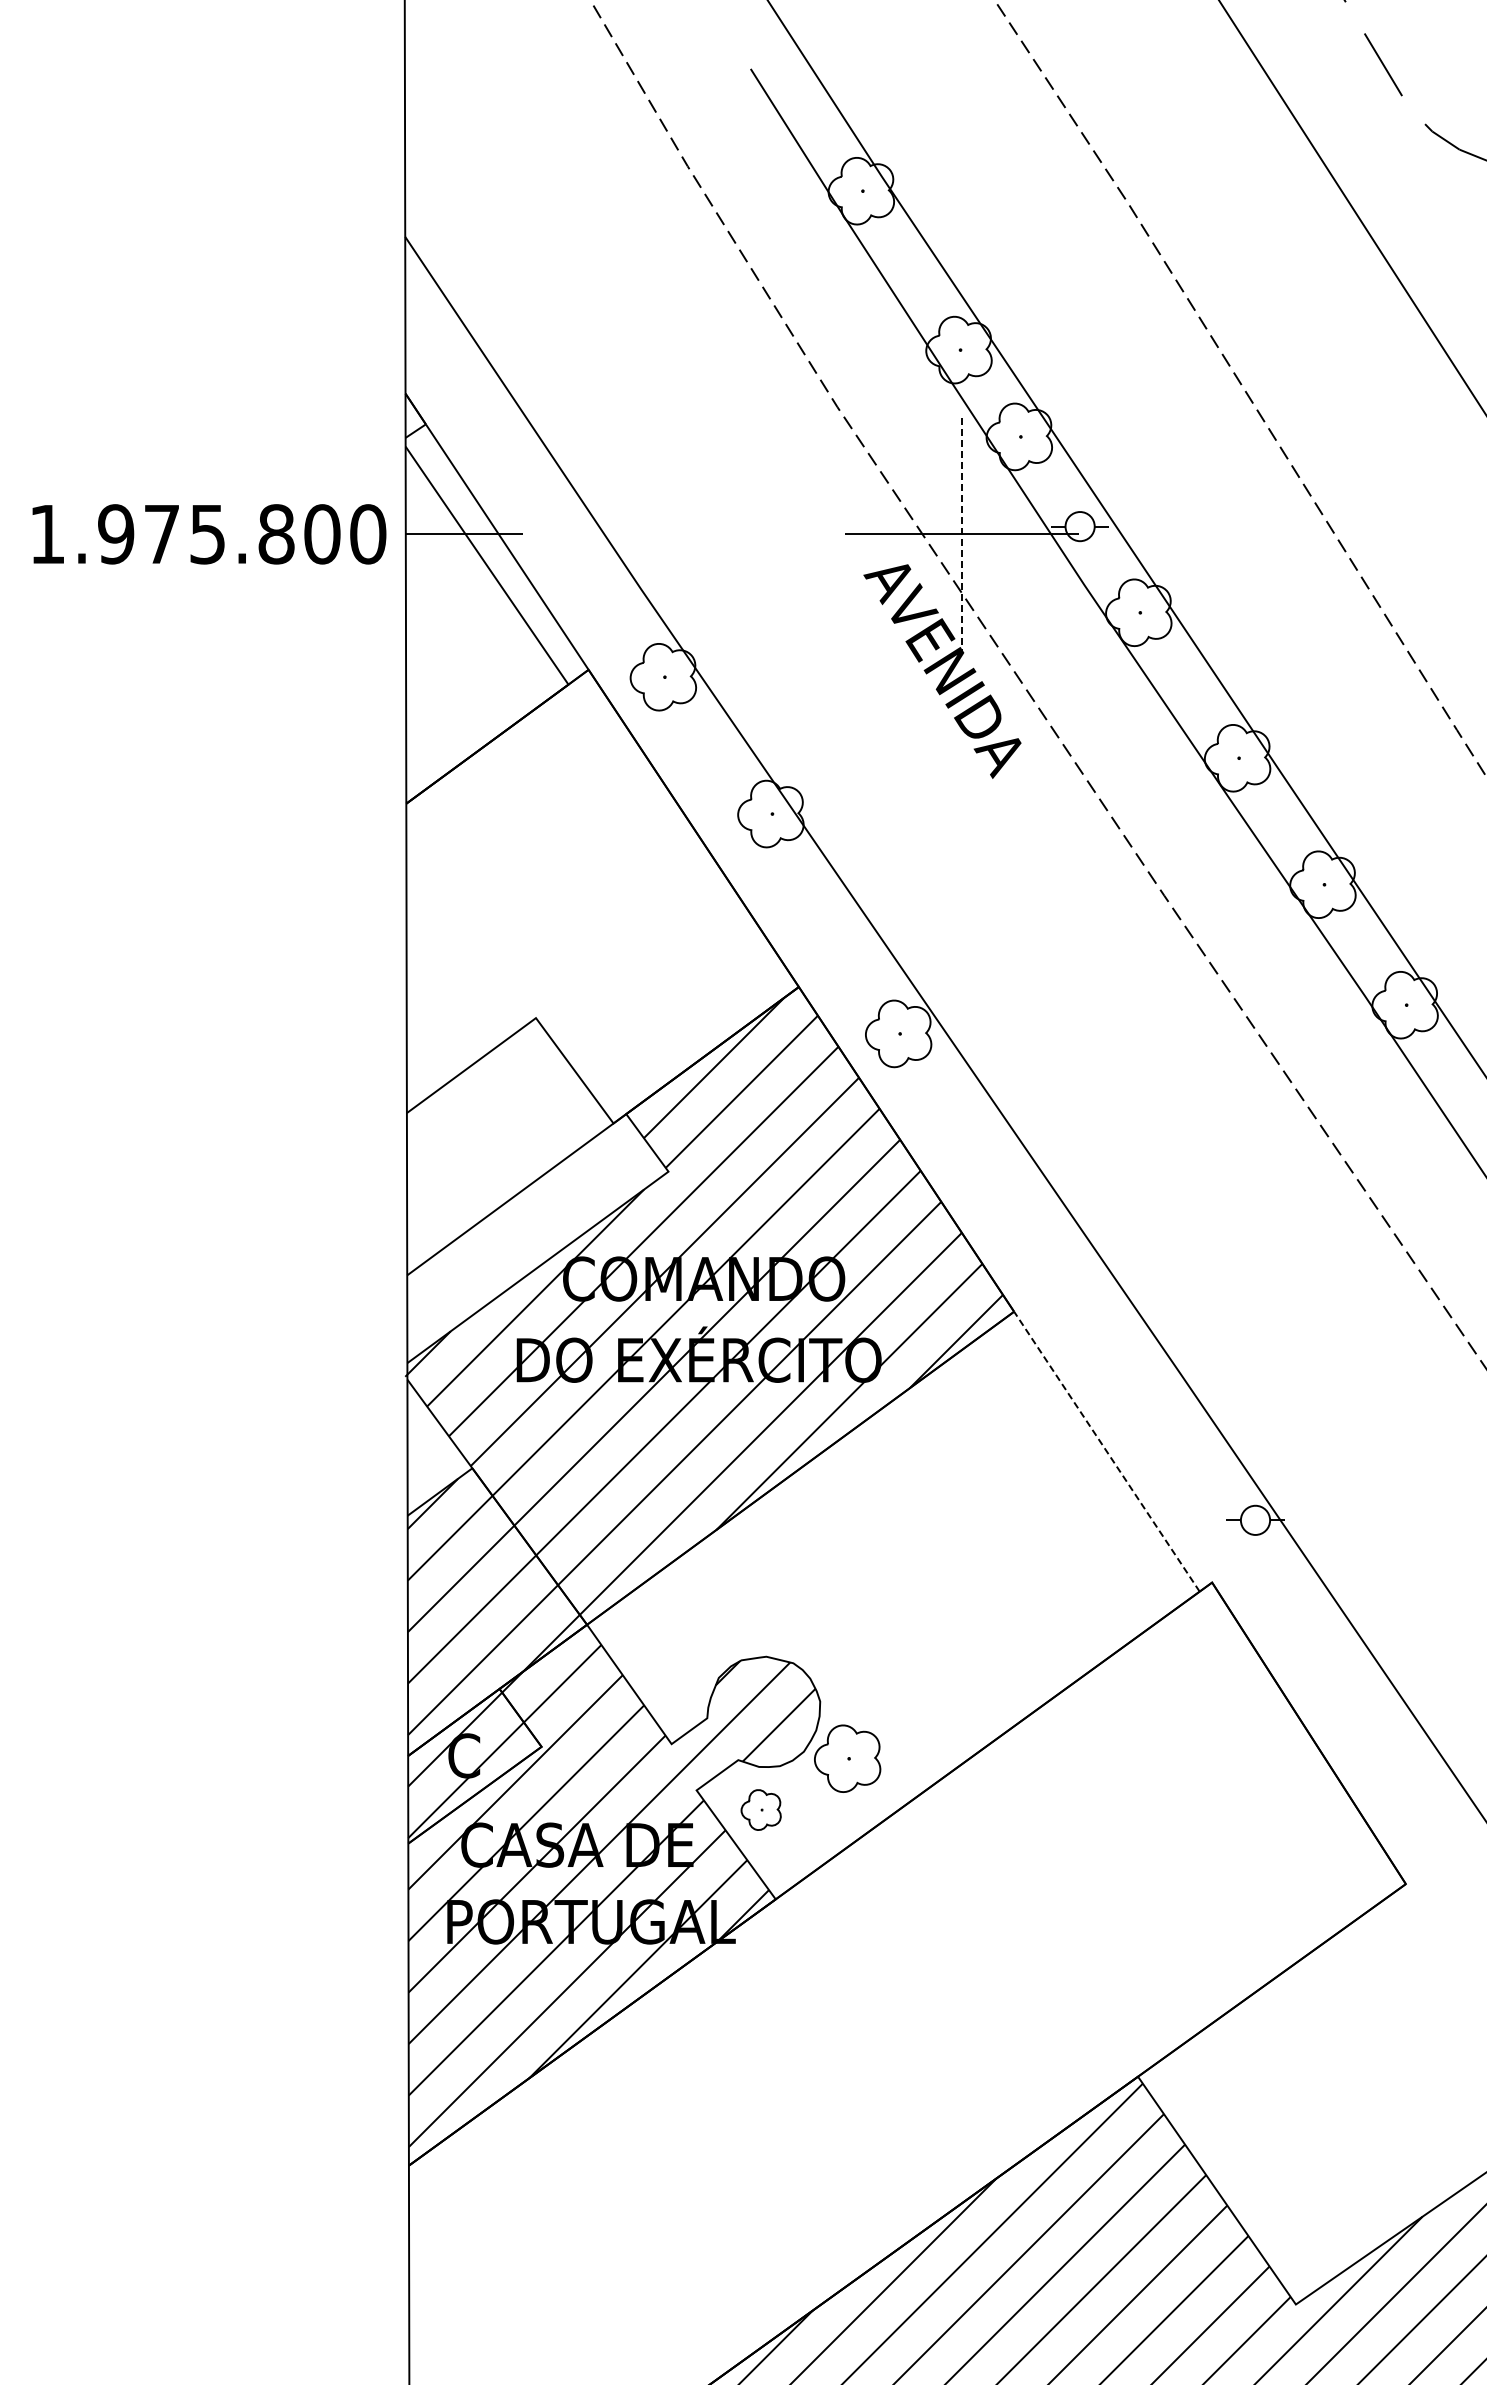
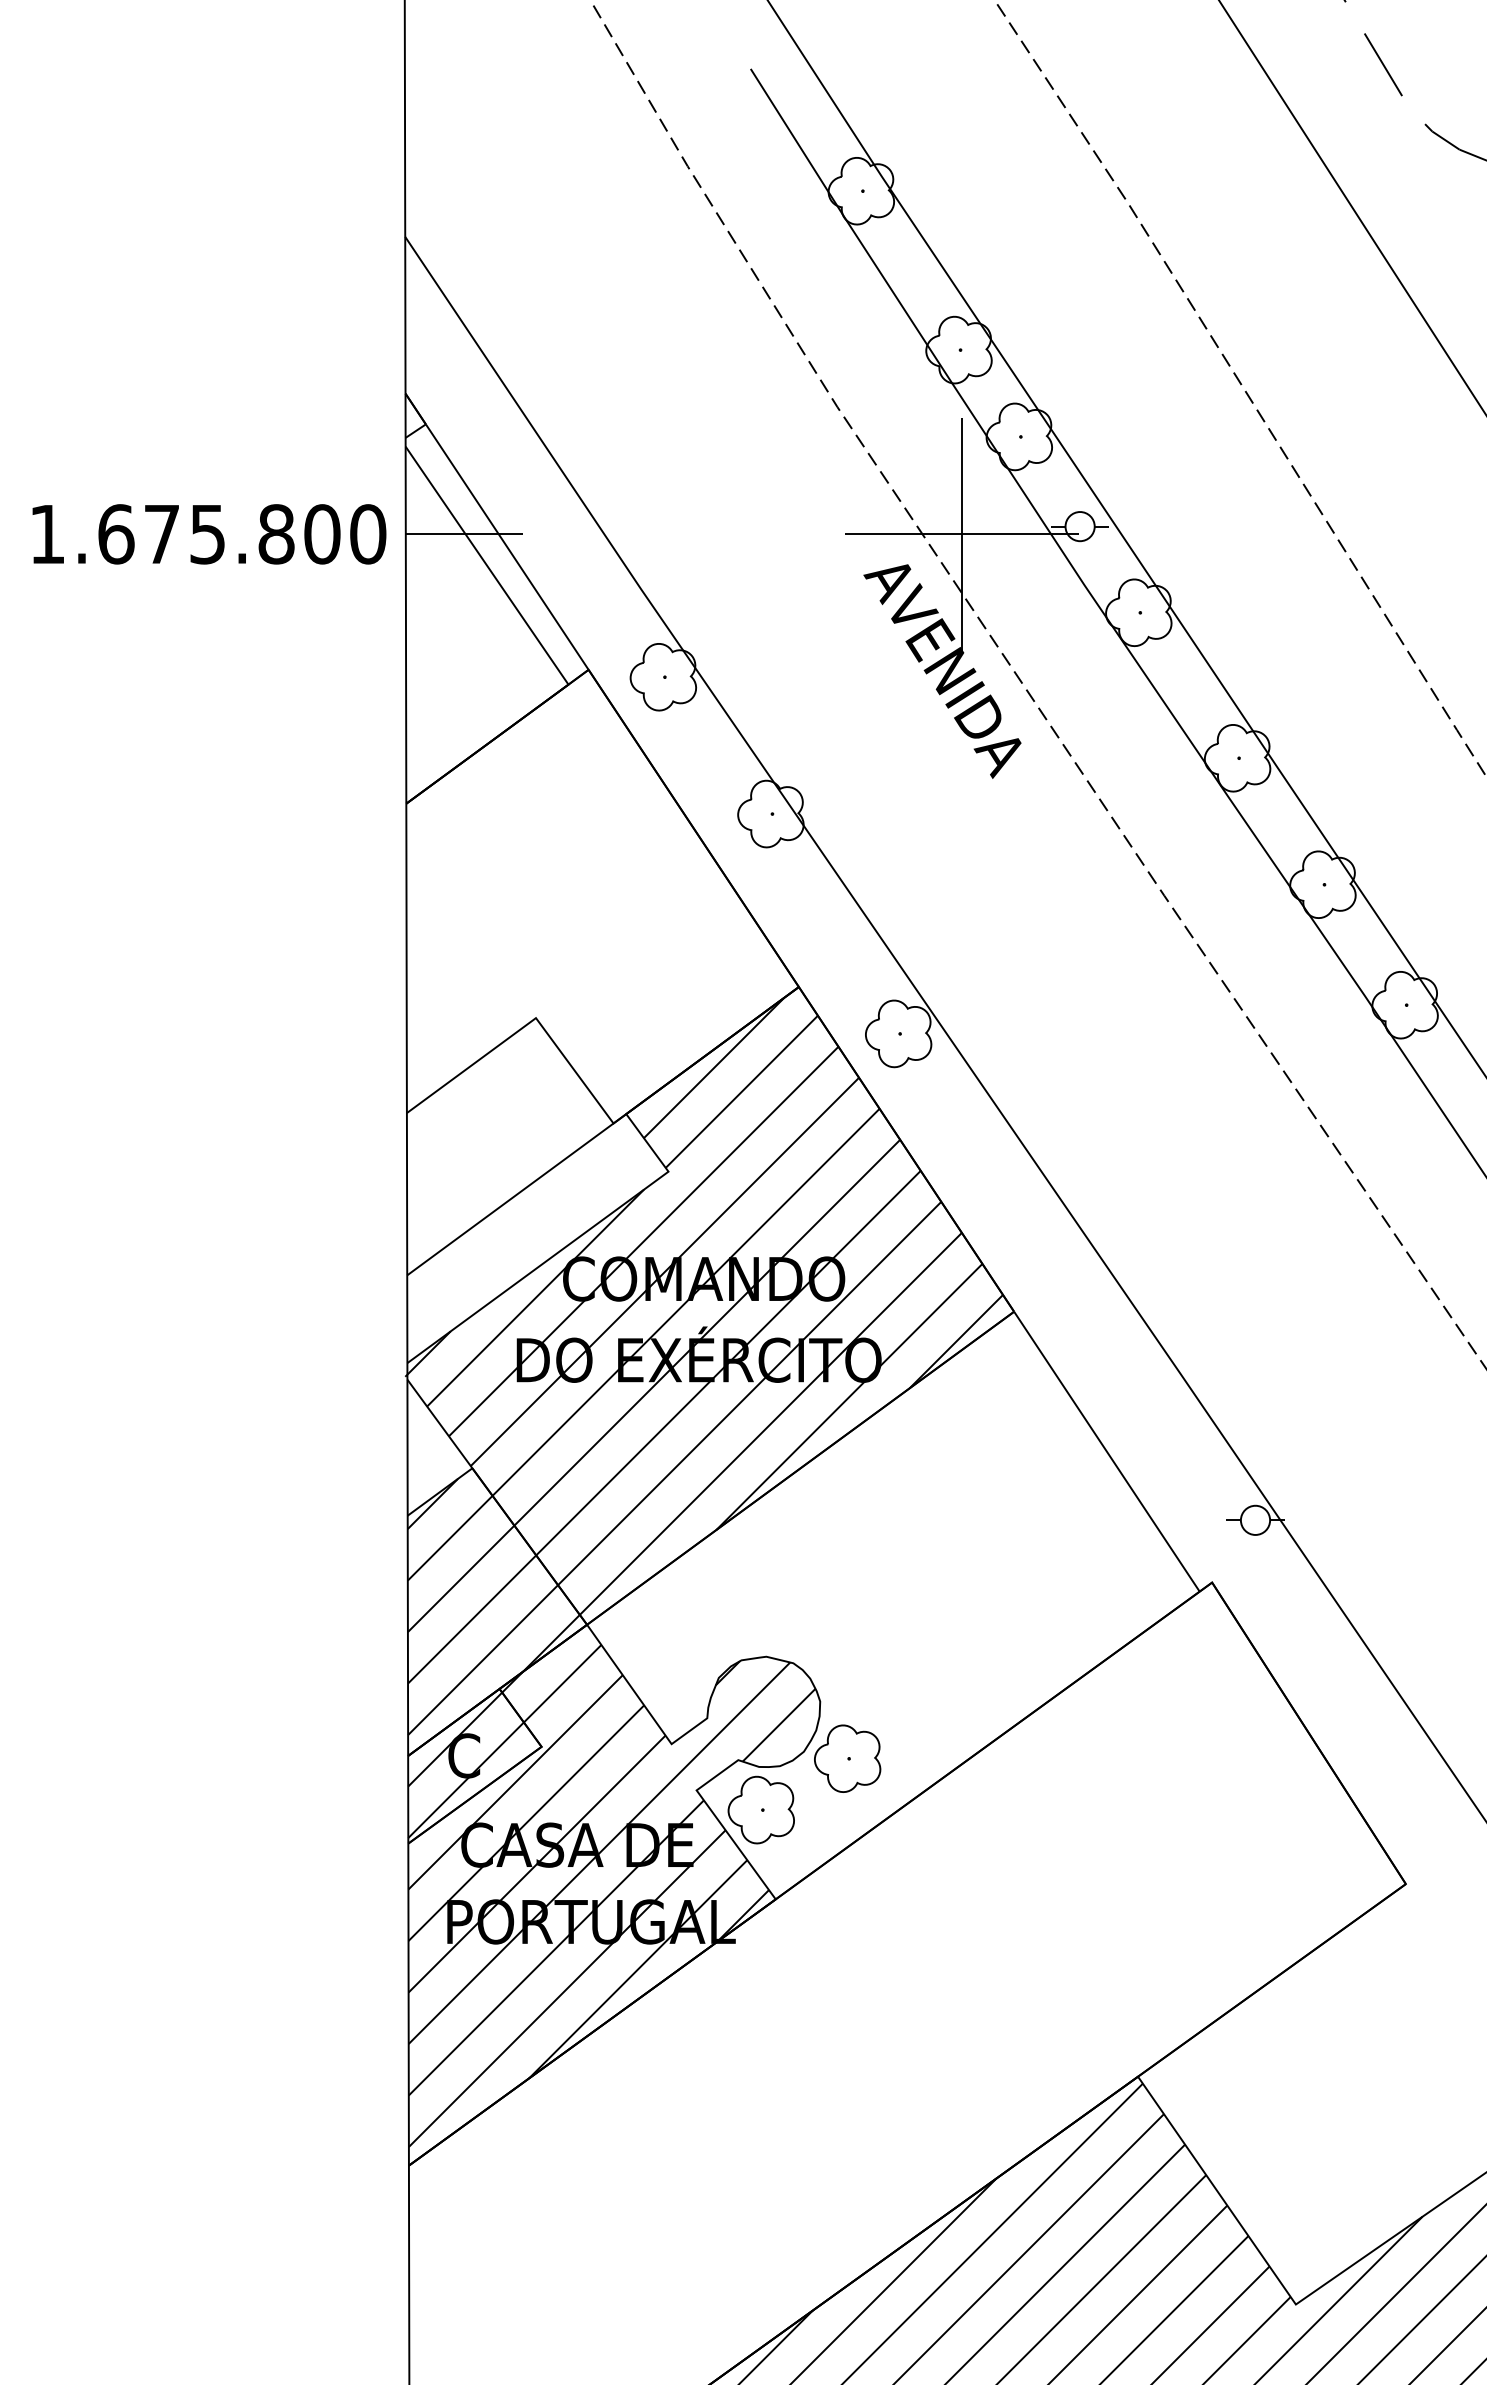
text: 1.975.800 -> 1.675.800 (116, 534)
line: dashed -> solid (962, 534)
line: dashed -> solid (1106, 1451)
part size: 42x42 px -> 68x70 px (760, 1809)
